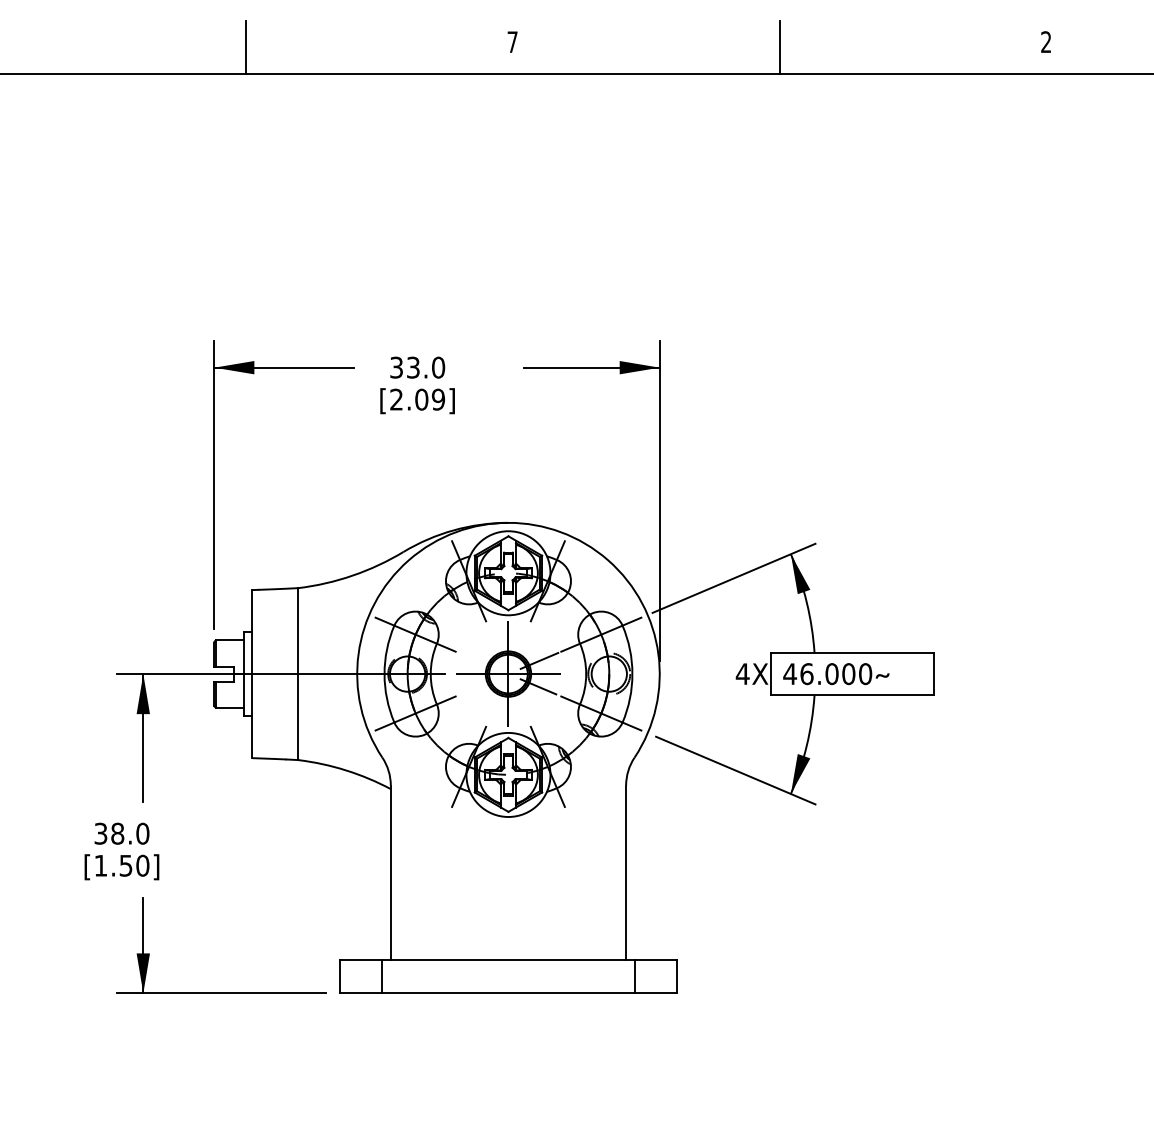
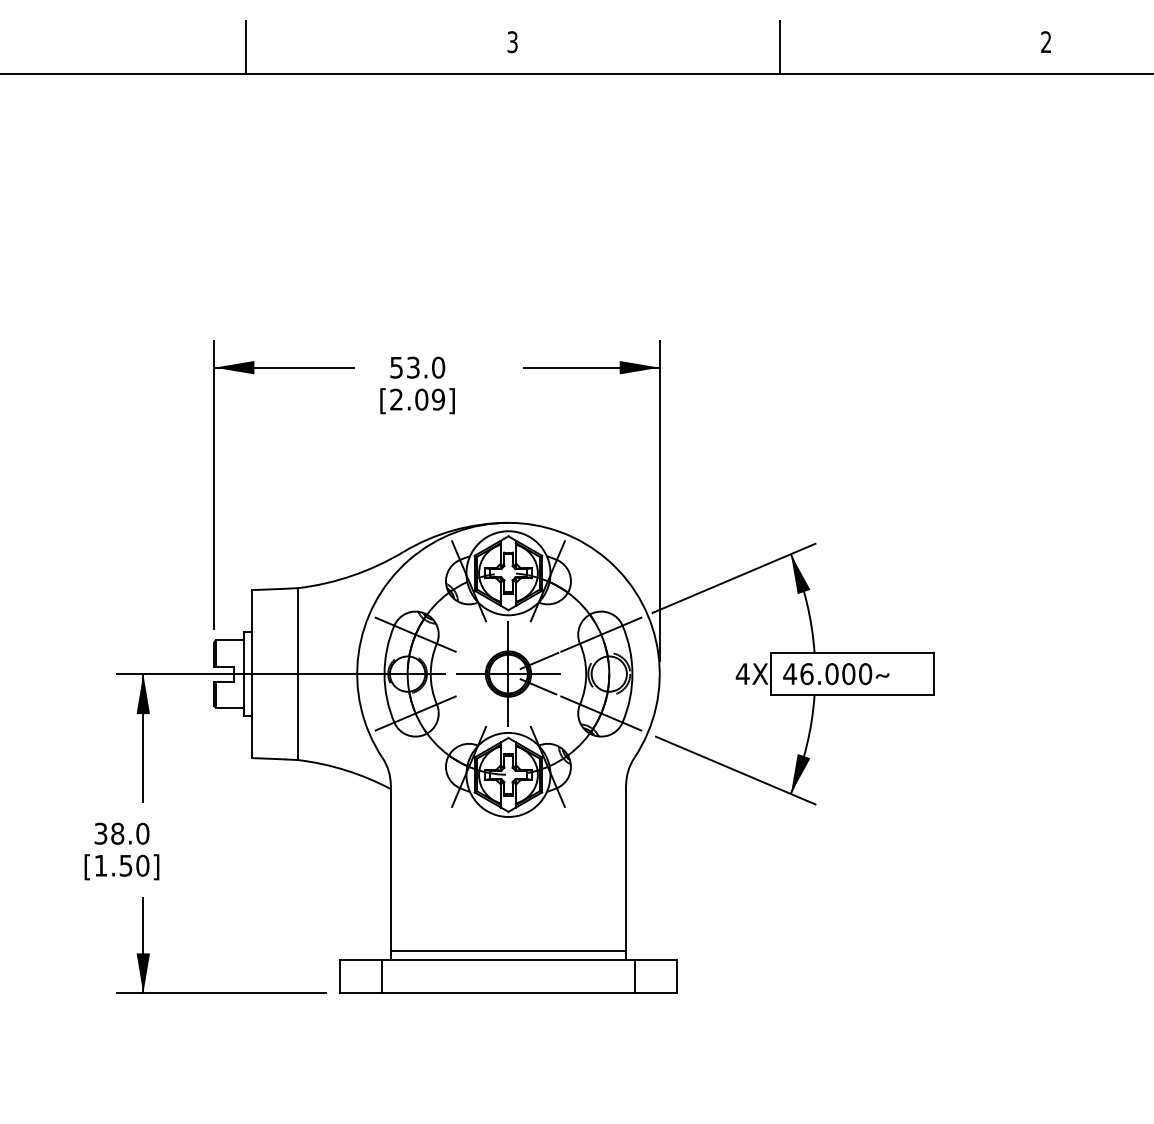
text: 7 -> 3 (512, 42)
text: 33.0 -> 53.0 (396, 367)
line: none -> present (508, 951)
